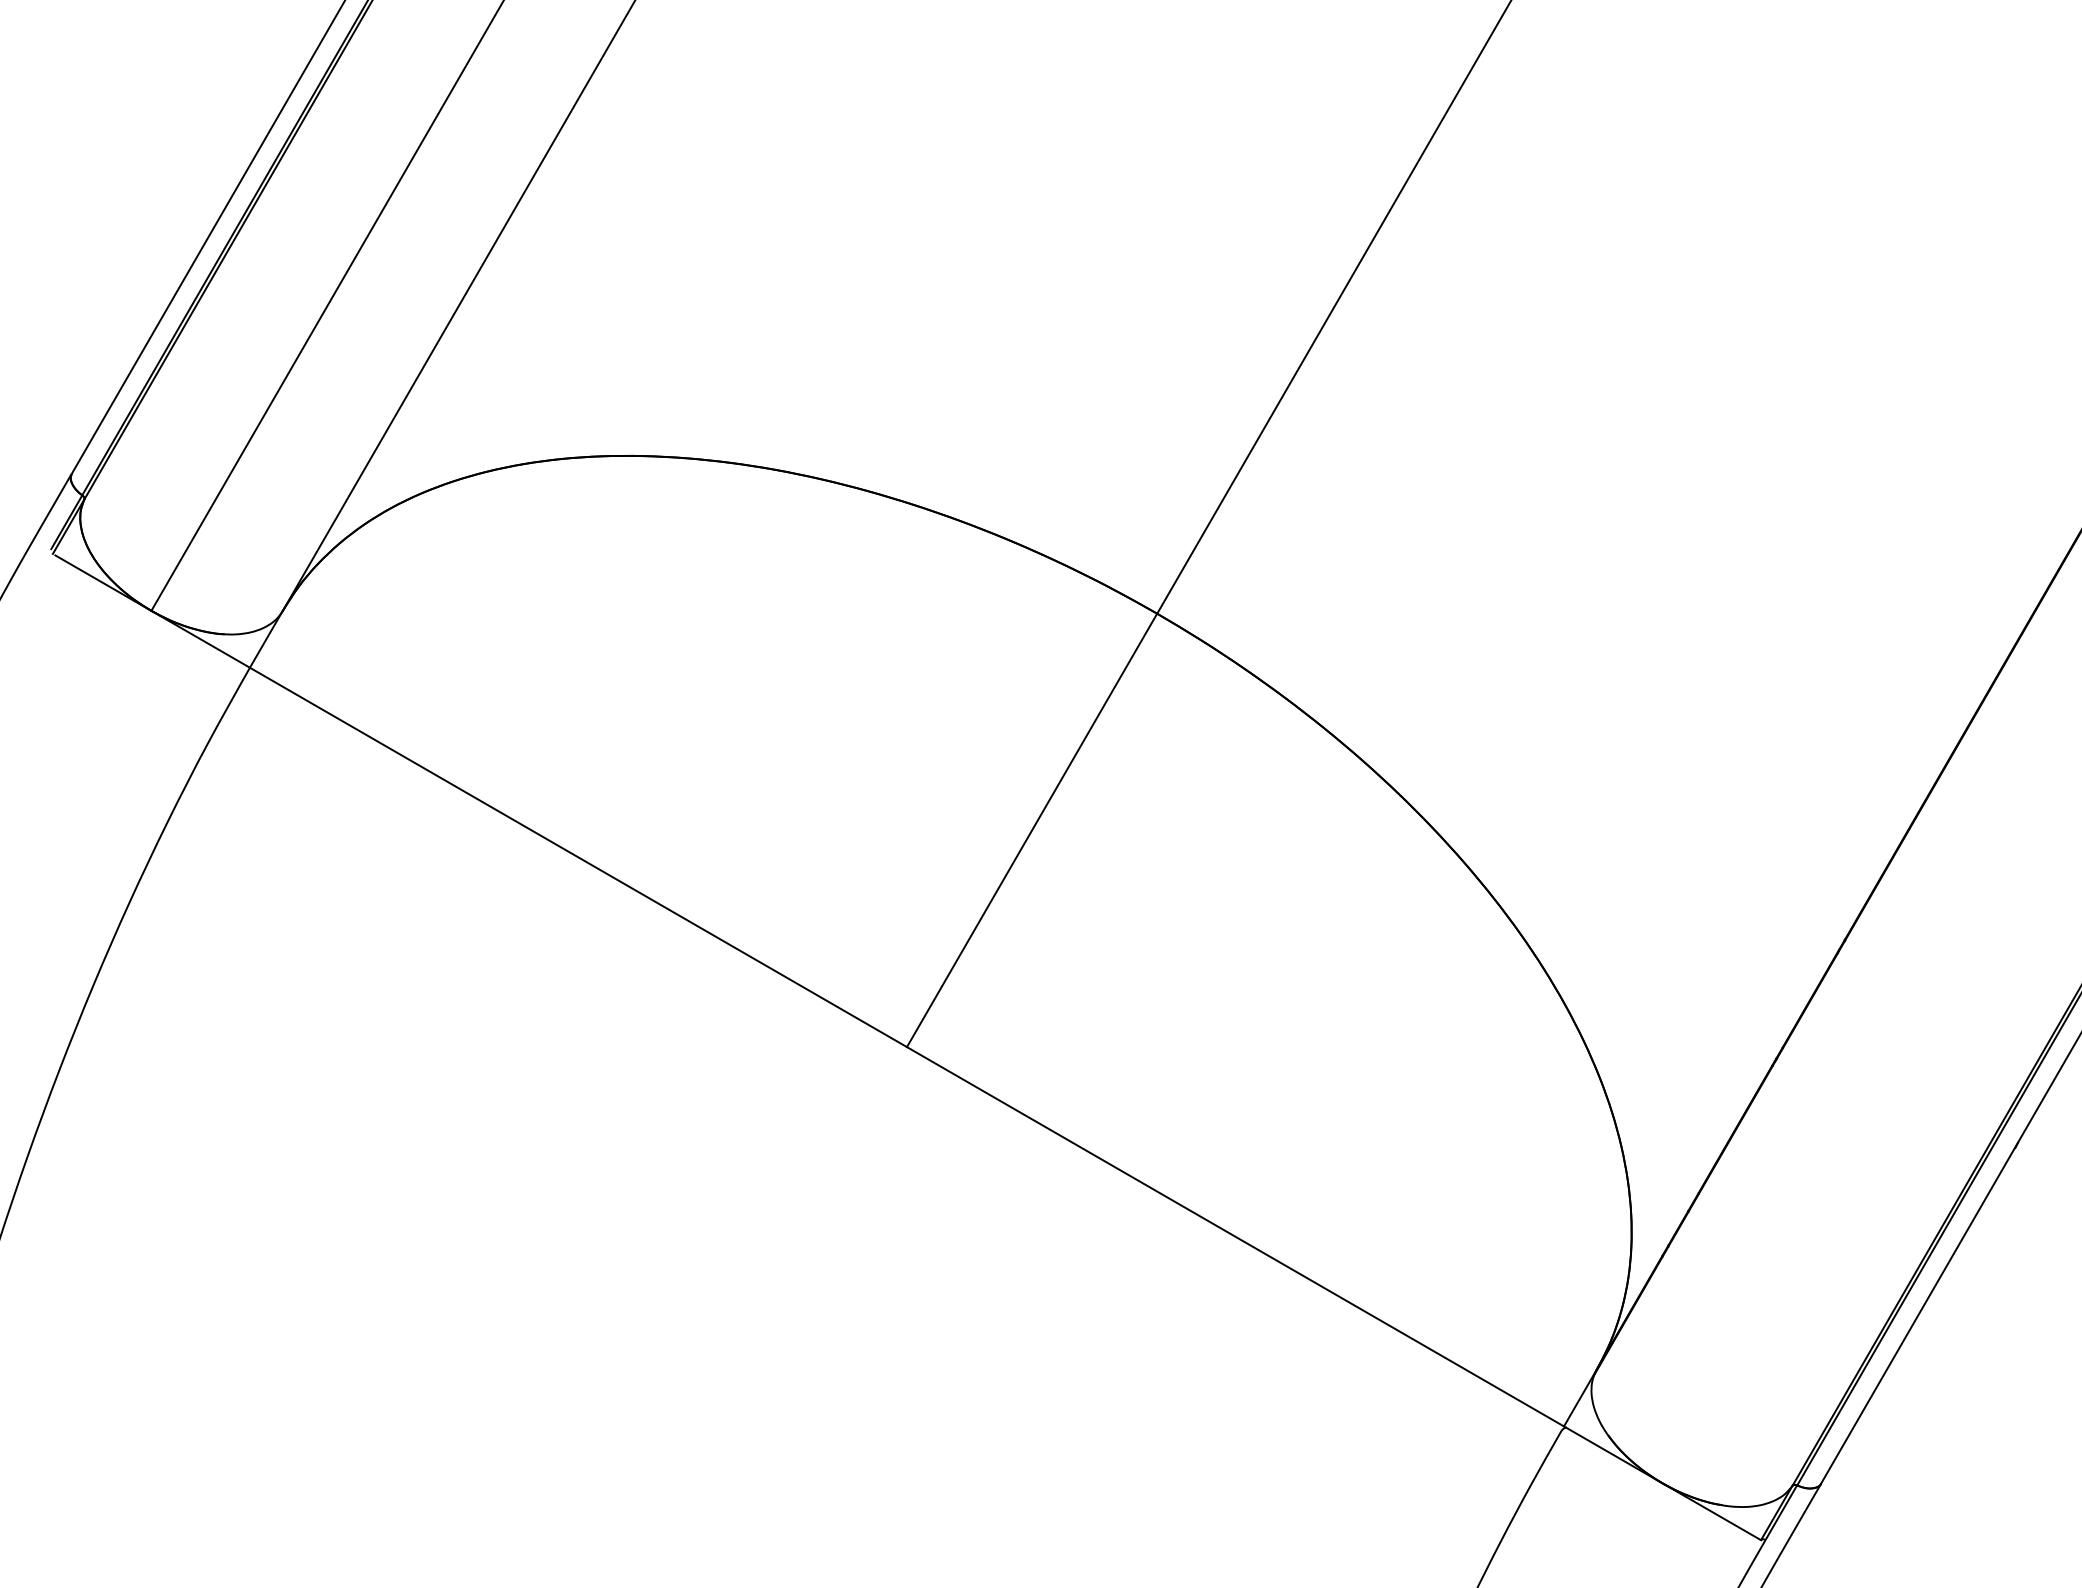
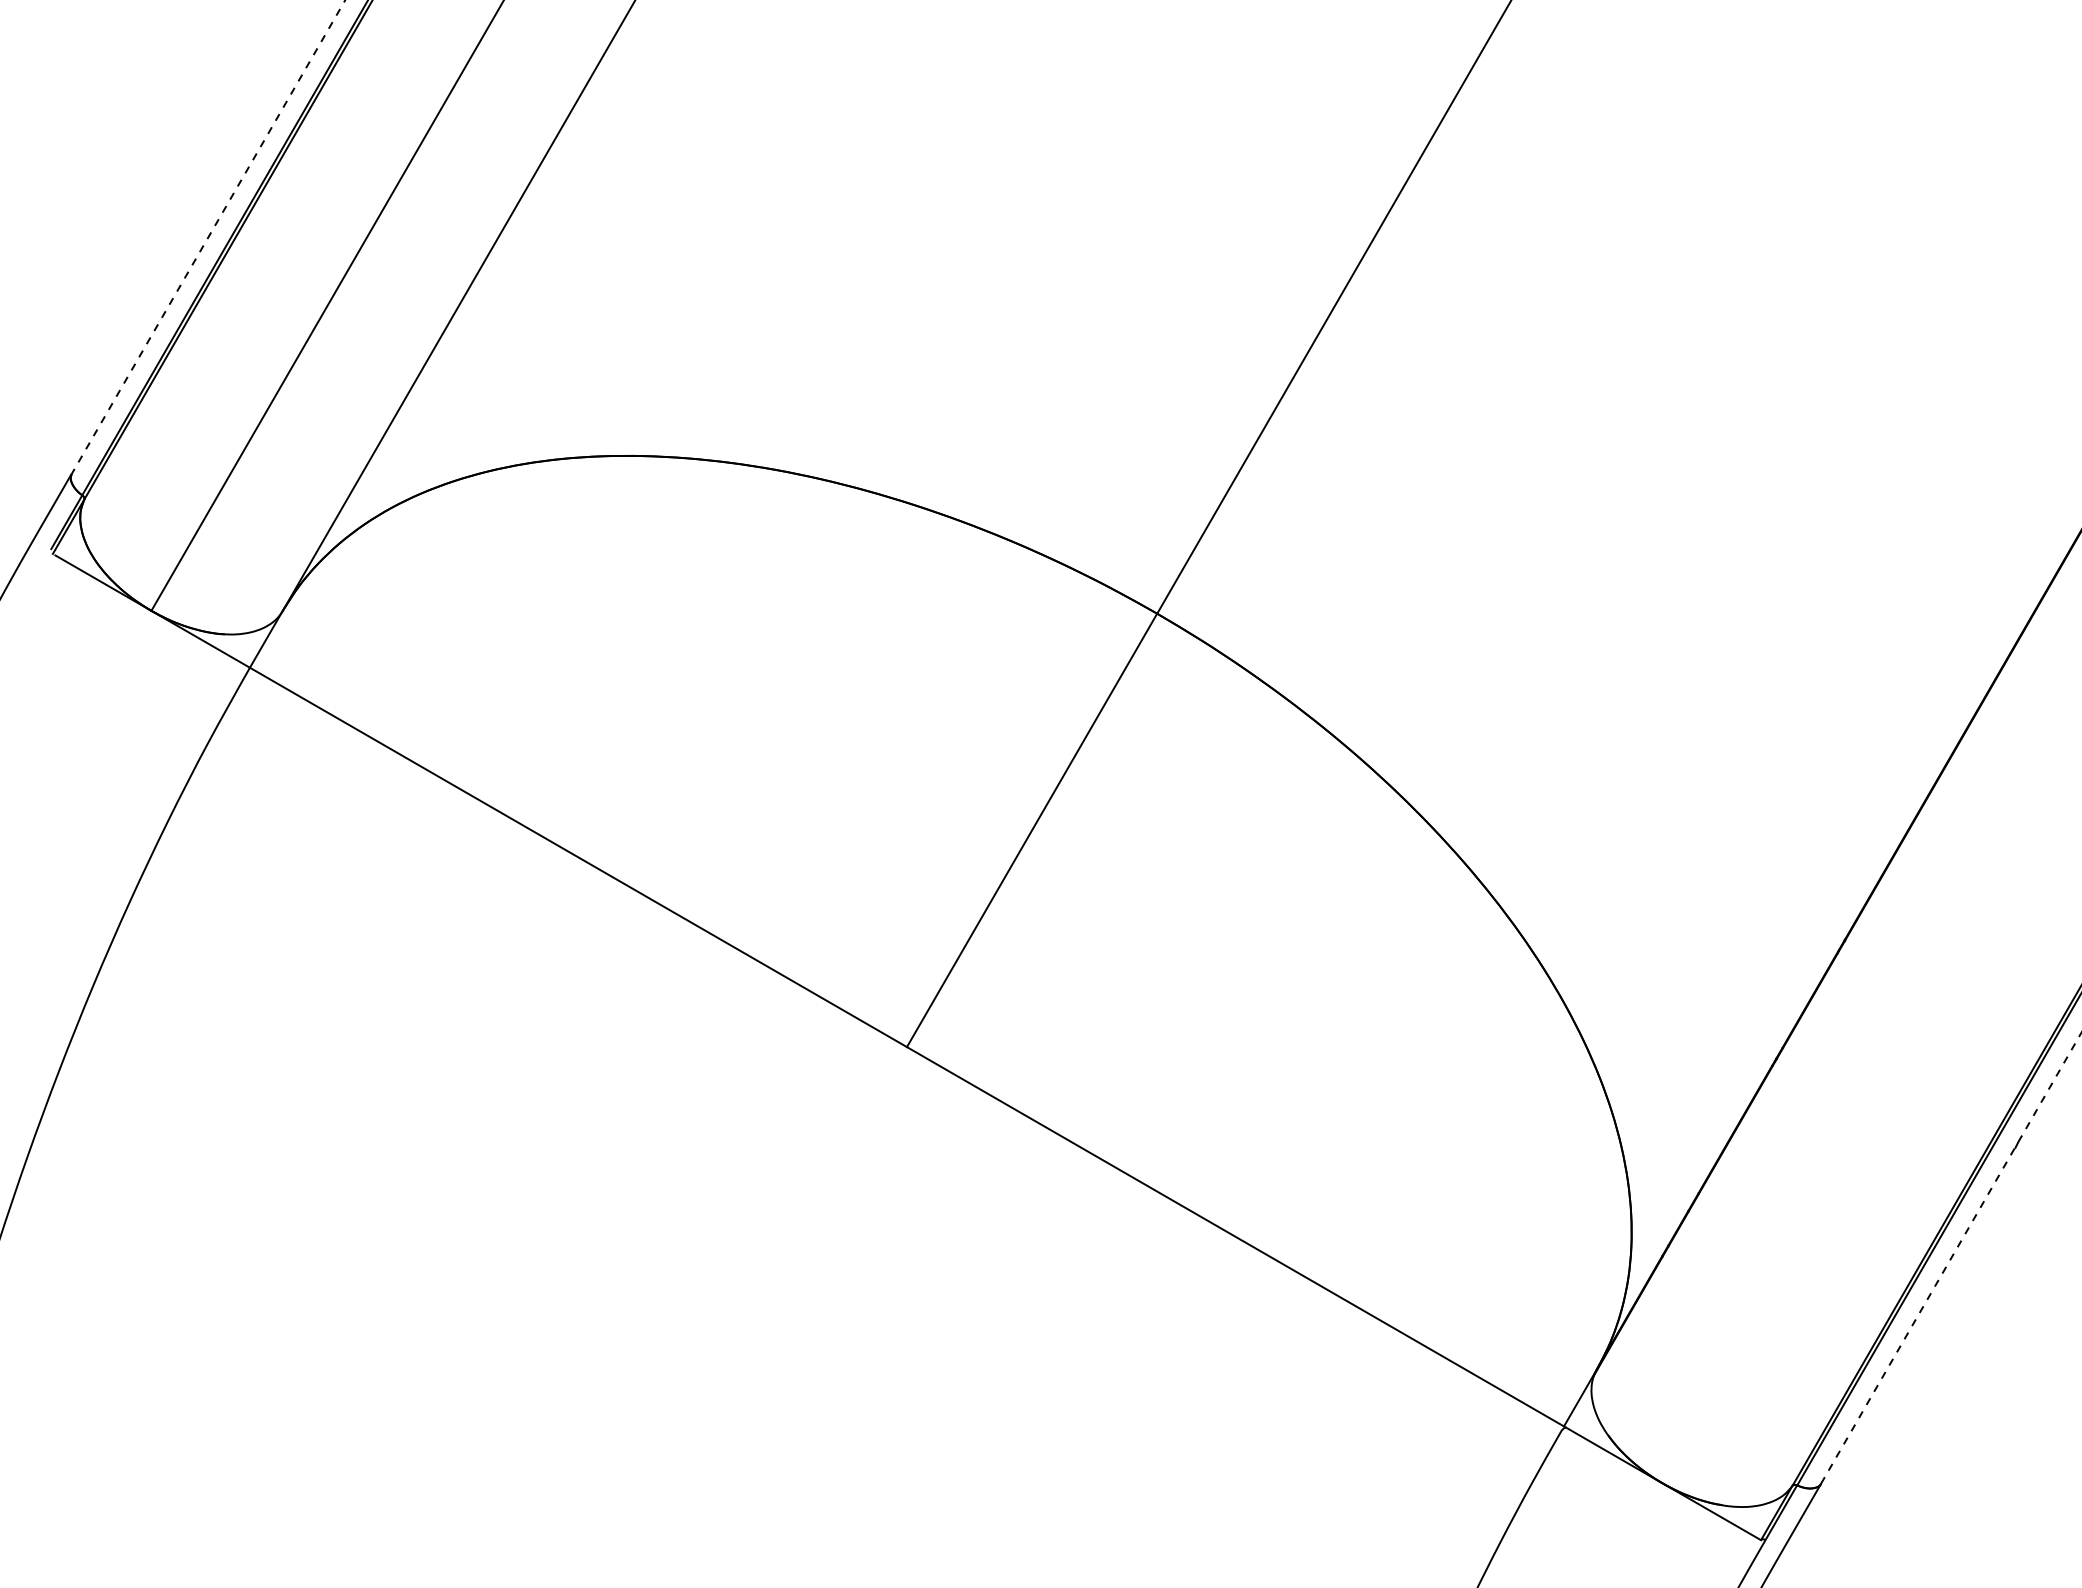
line: solid -> dashed (208, 236)
line: solid -> dashed (1951, 1257)
